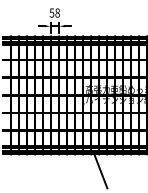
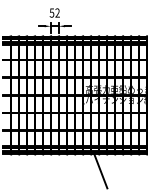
text: 58 -> 52 (57, 12)
